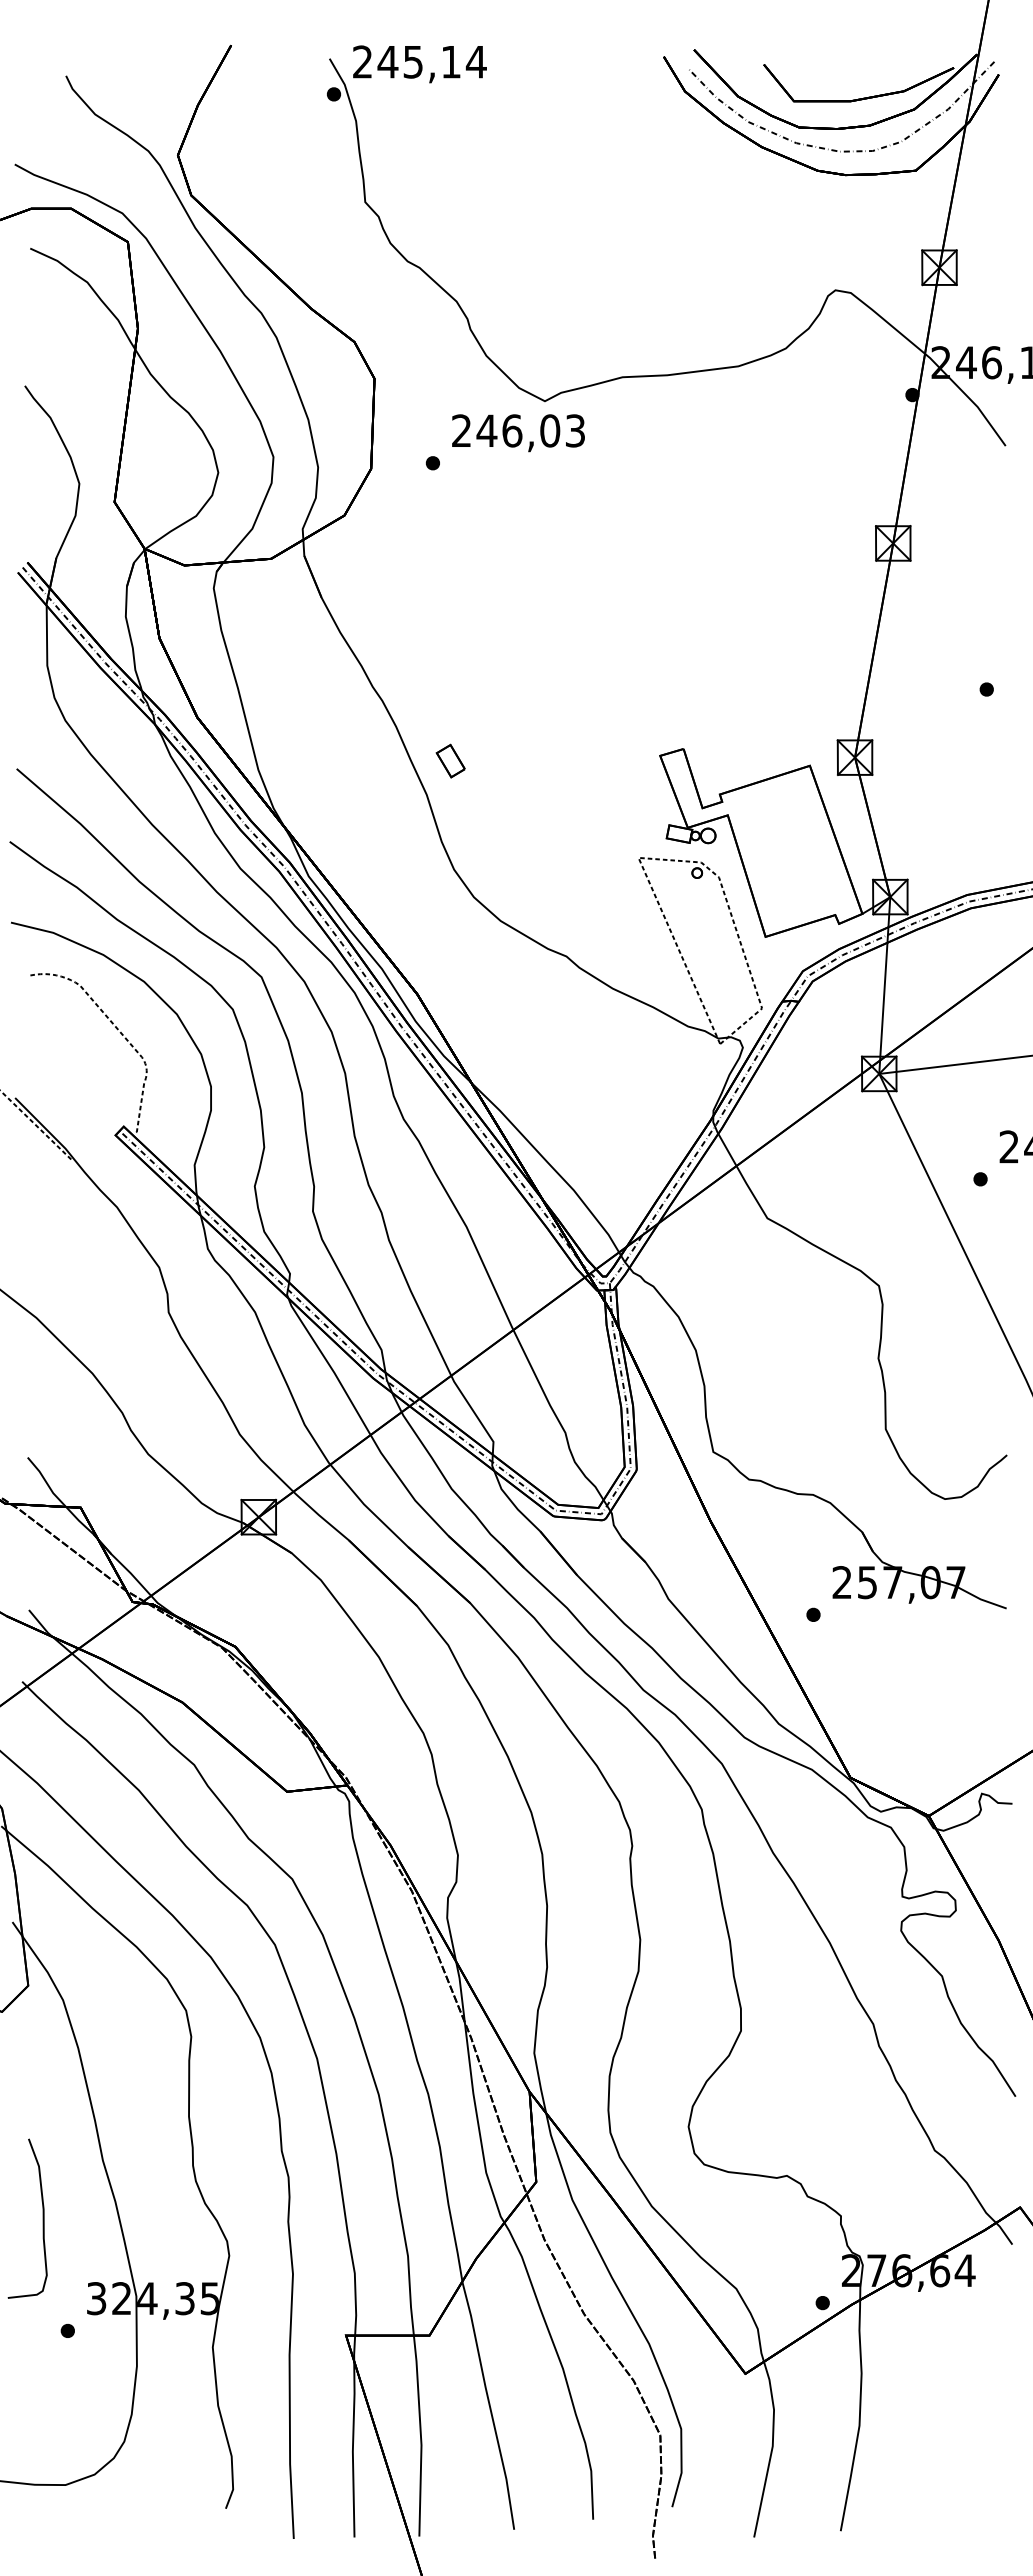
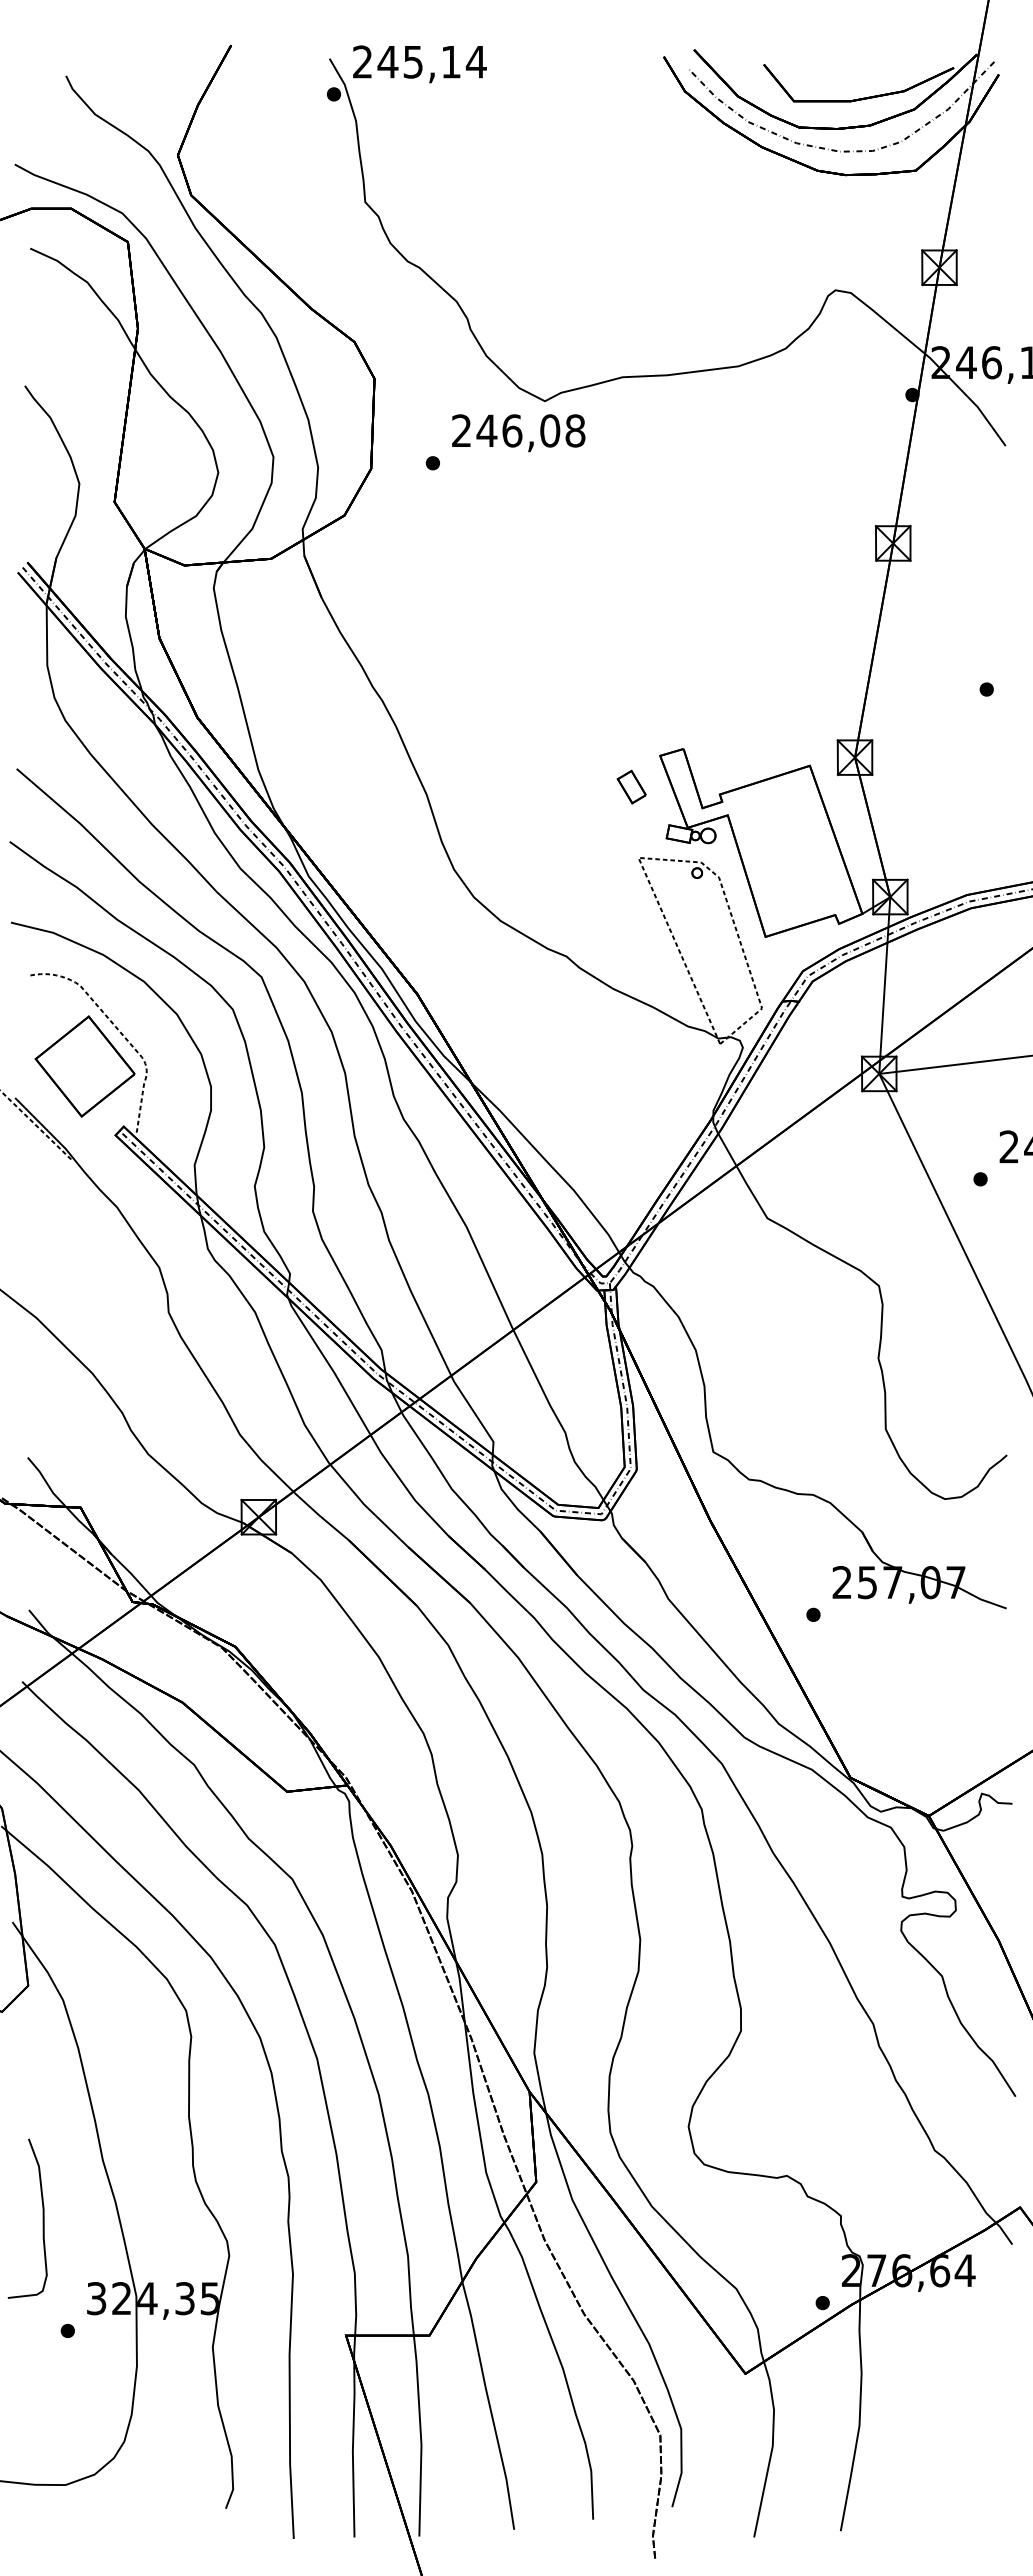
text: 246,03 -> 246,08 (575, 430)
part position: (450, 760) -> (631, 786) (631, 786)
part: none -> present (84, 1066)
